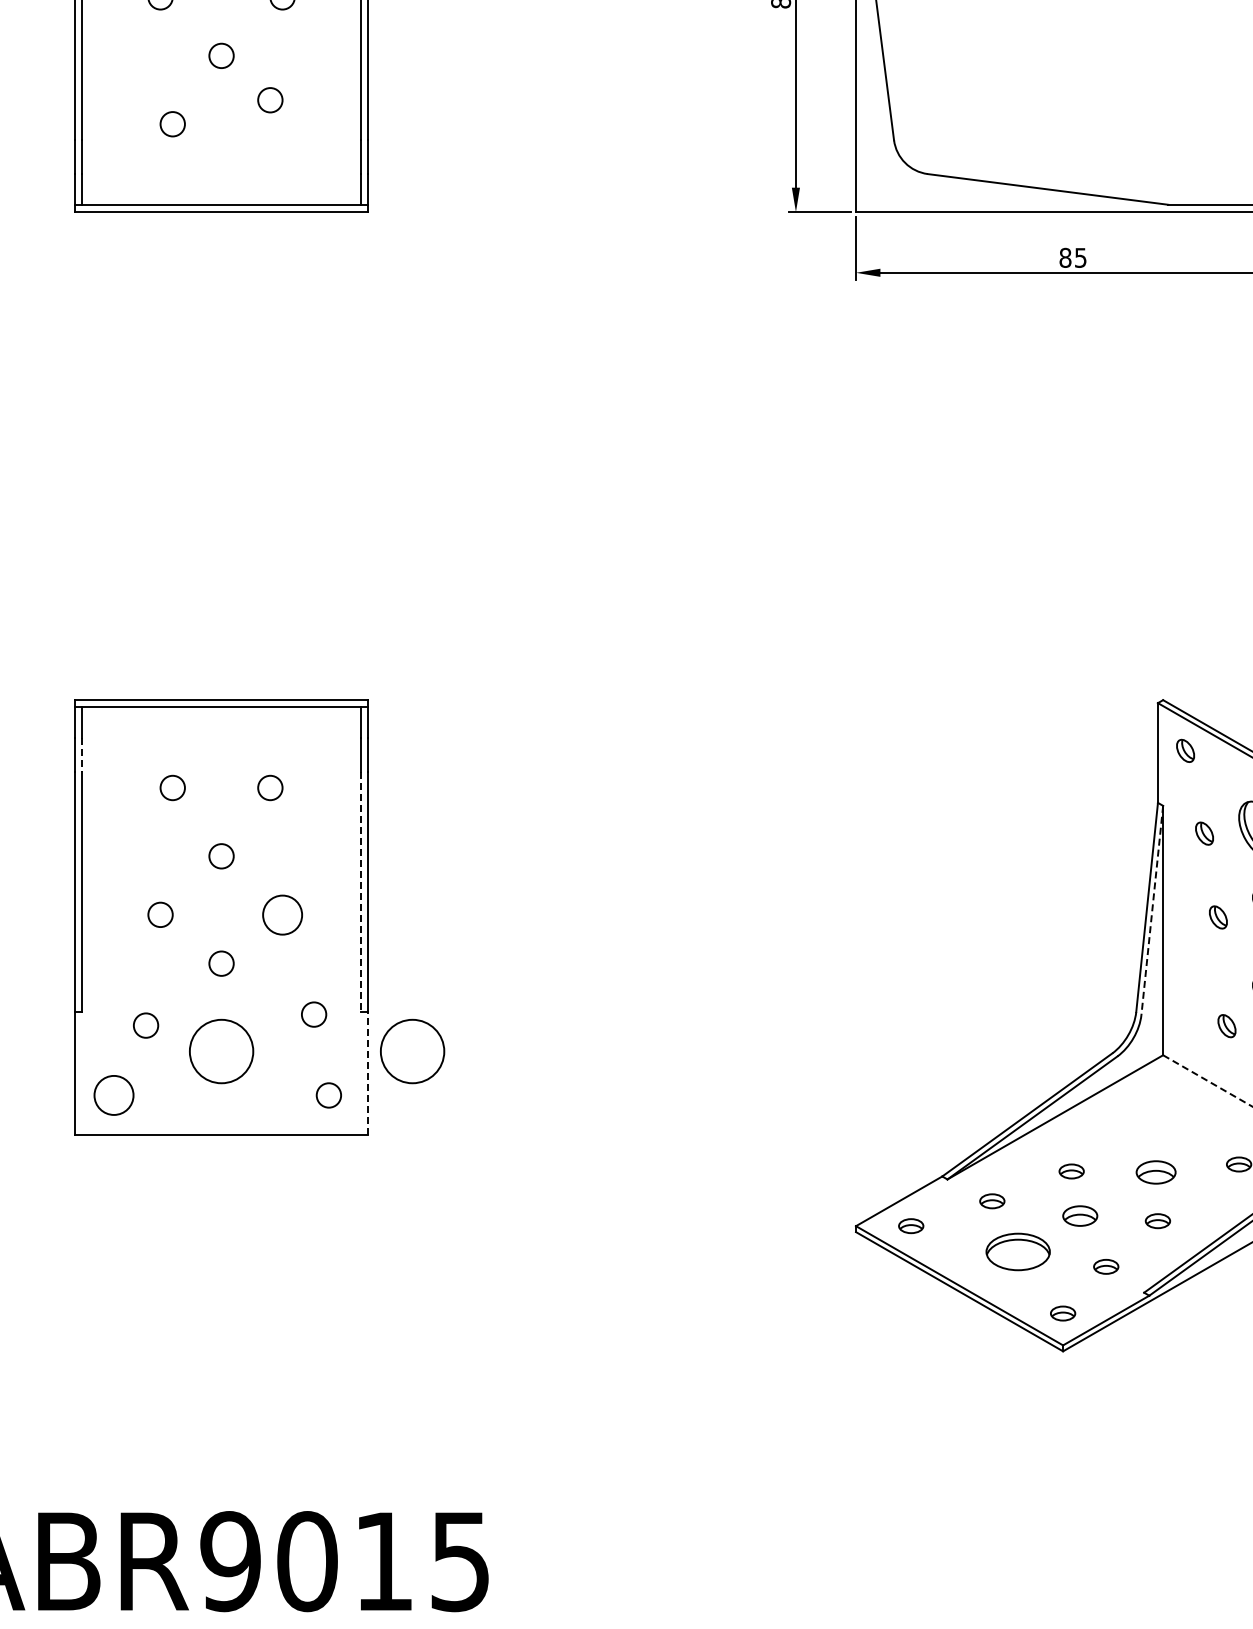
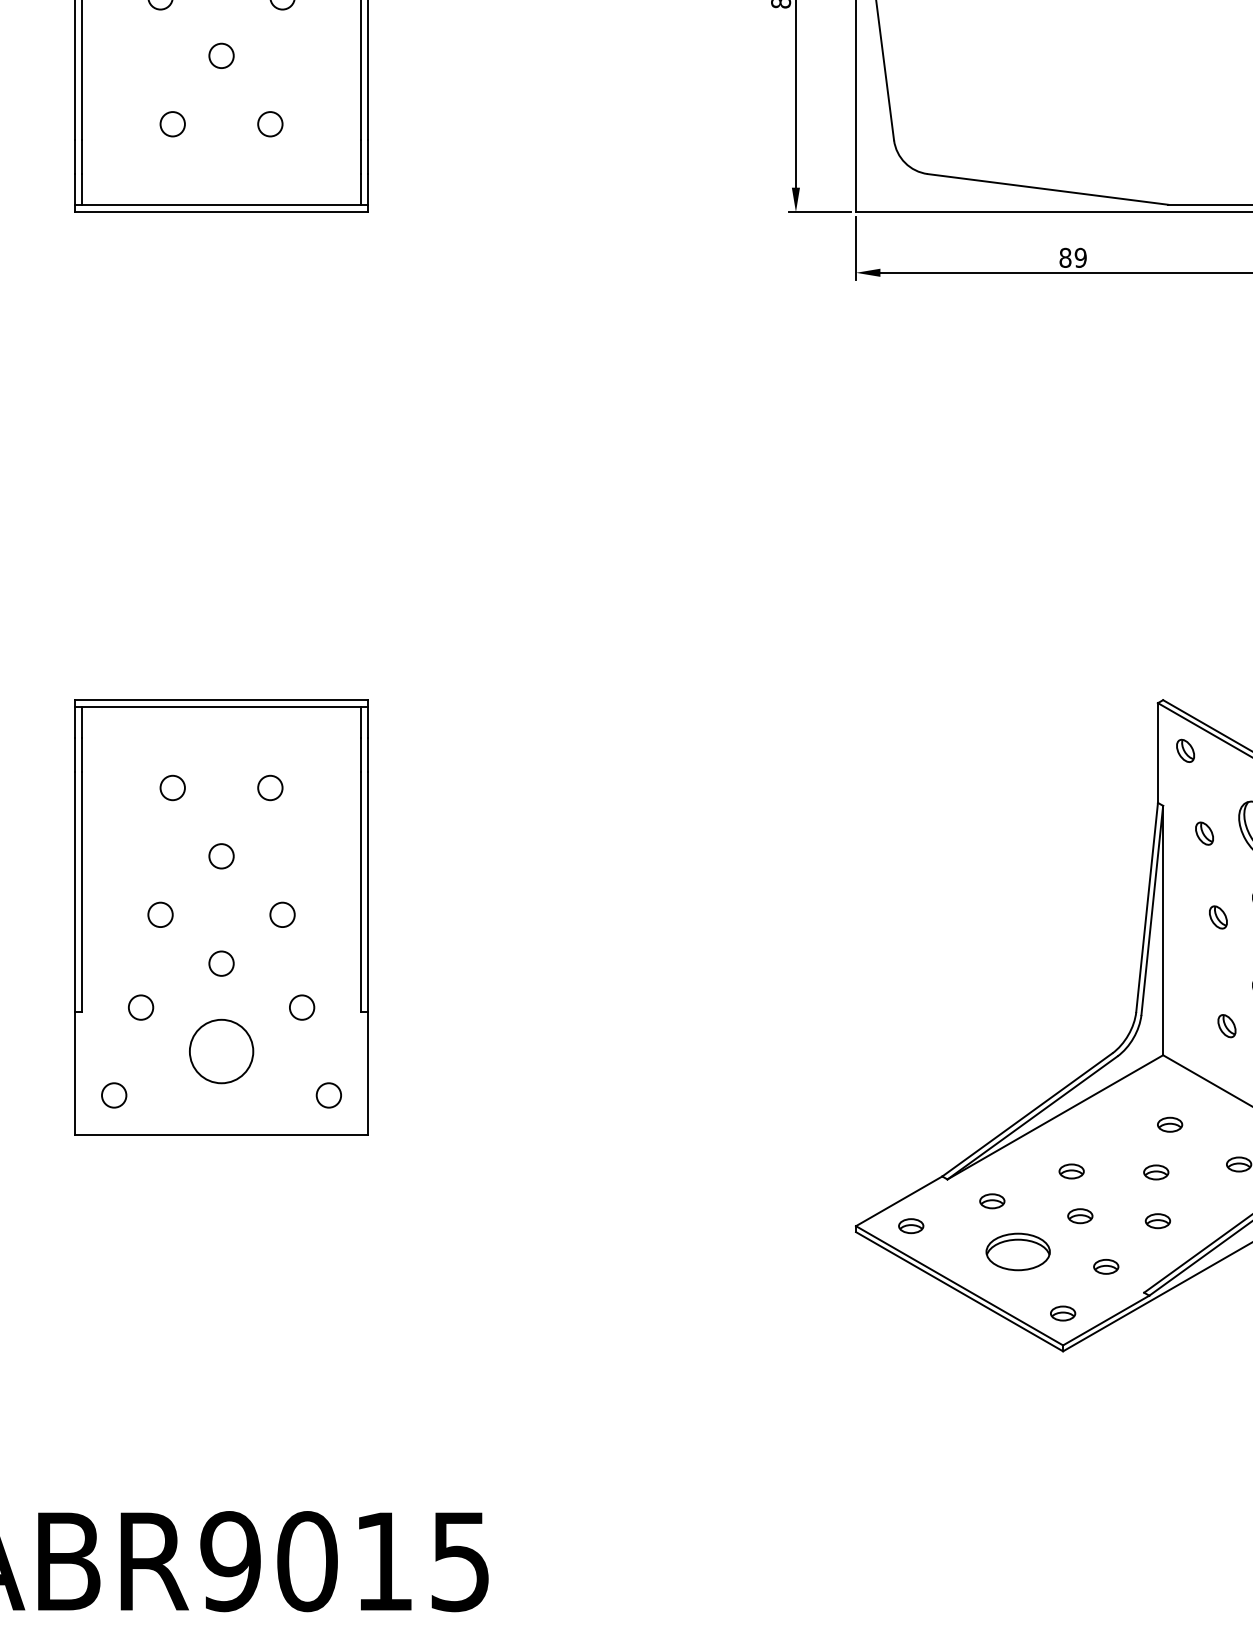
circle position: (270, 100) -> (270, 124) (270, 124)
text: 85 -> 89 (1080, 257)
line: dashed -> solid (82, 755)
line: dashed -> solid (360, 892)
line: dashed -> solid (1152, 910)
circle size: 41x42 px -> 27x27 px (282, 914)
circle position: (314, 1014) -> (302, 1007) (302, 1007)
circle position: (146, 1025) -> (141, 1007) (141, 1007)
circle: present -> none (412, 1051)
line: dashed -> solid (367, 1073)
line: dashed -> solid (1208, 1081)
circle size: 42x41 px -> 27x27 px (114, 1095)
part: none -> present (1170, 1124)
part size: 42x25 px -> 27x17 px (1156, 1172)
part size: 37x22 px -> 27x17 px (1080, 1216)
